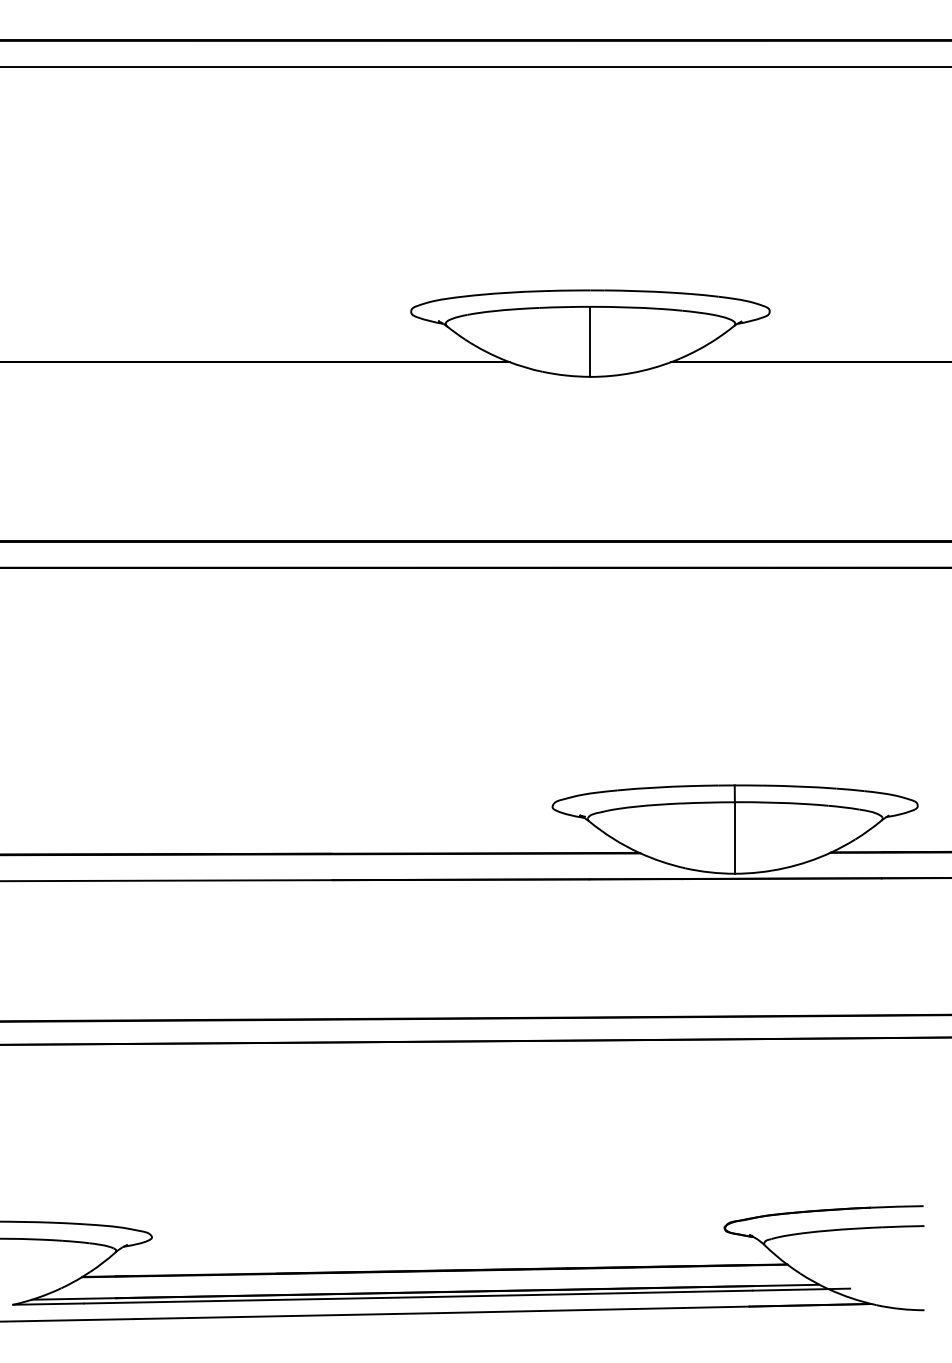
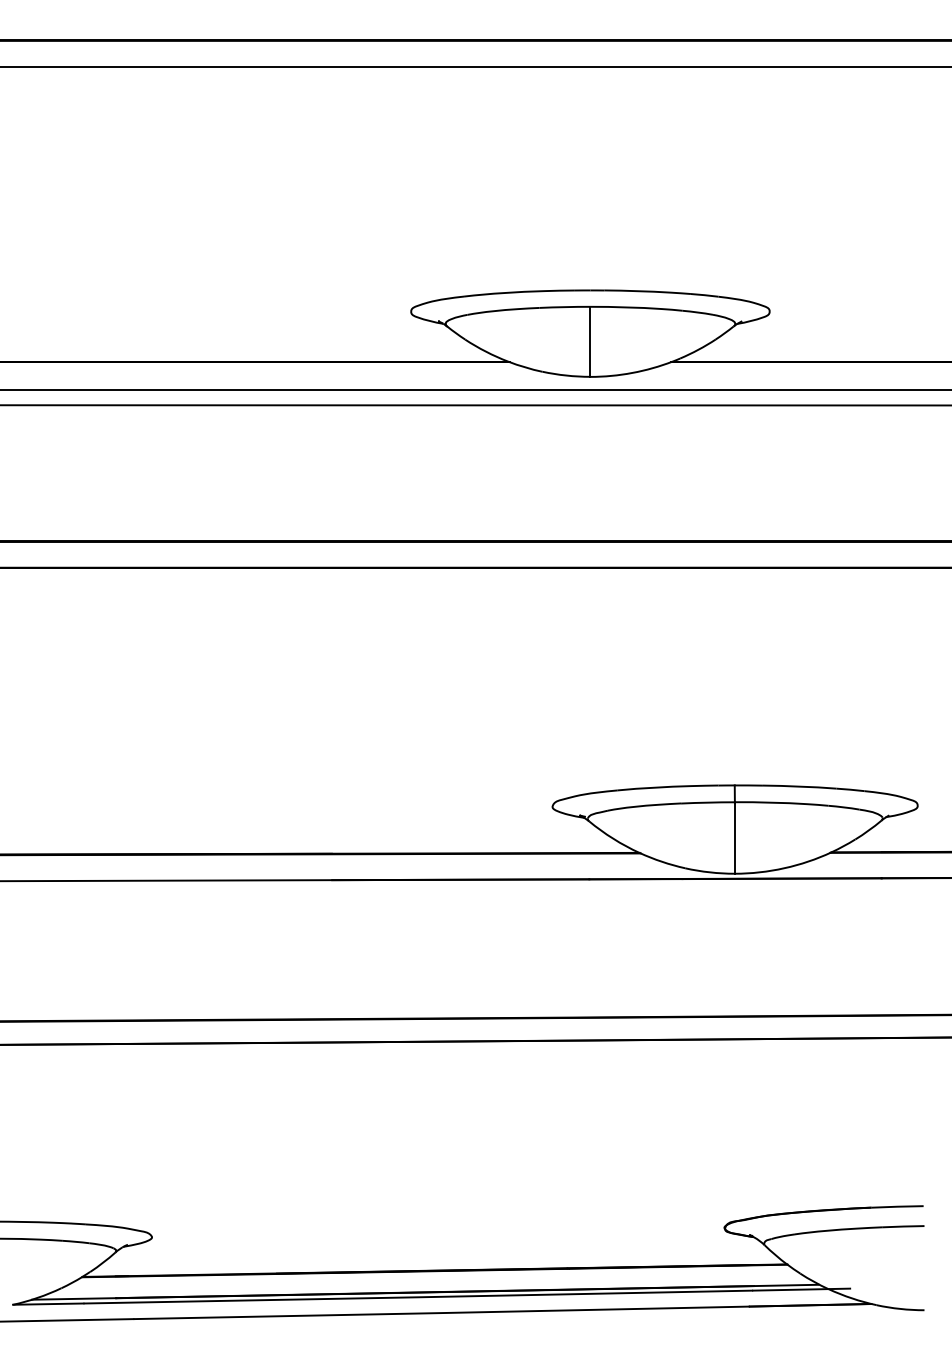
line: none -> present (475, 389)
line: none -> present (475, 405)
